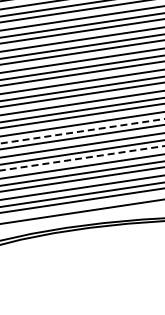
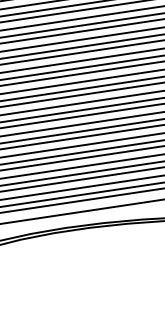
line: dashed -> solid (82, 131)
line: dashed -> solid (82, 158)
